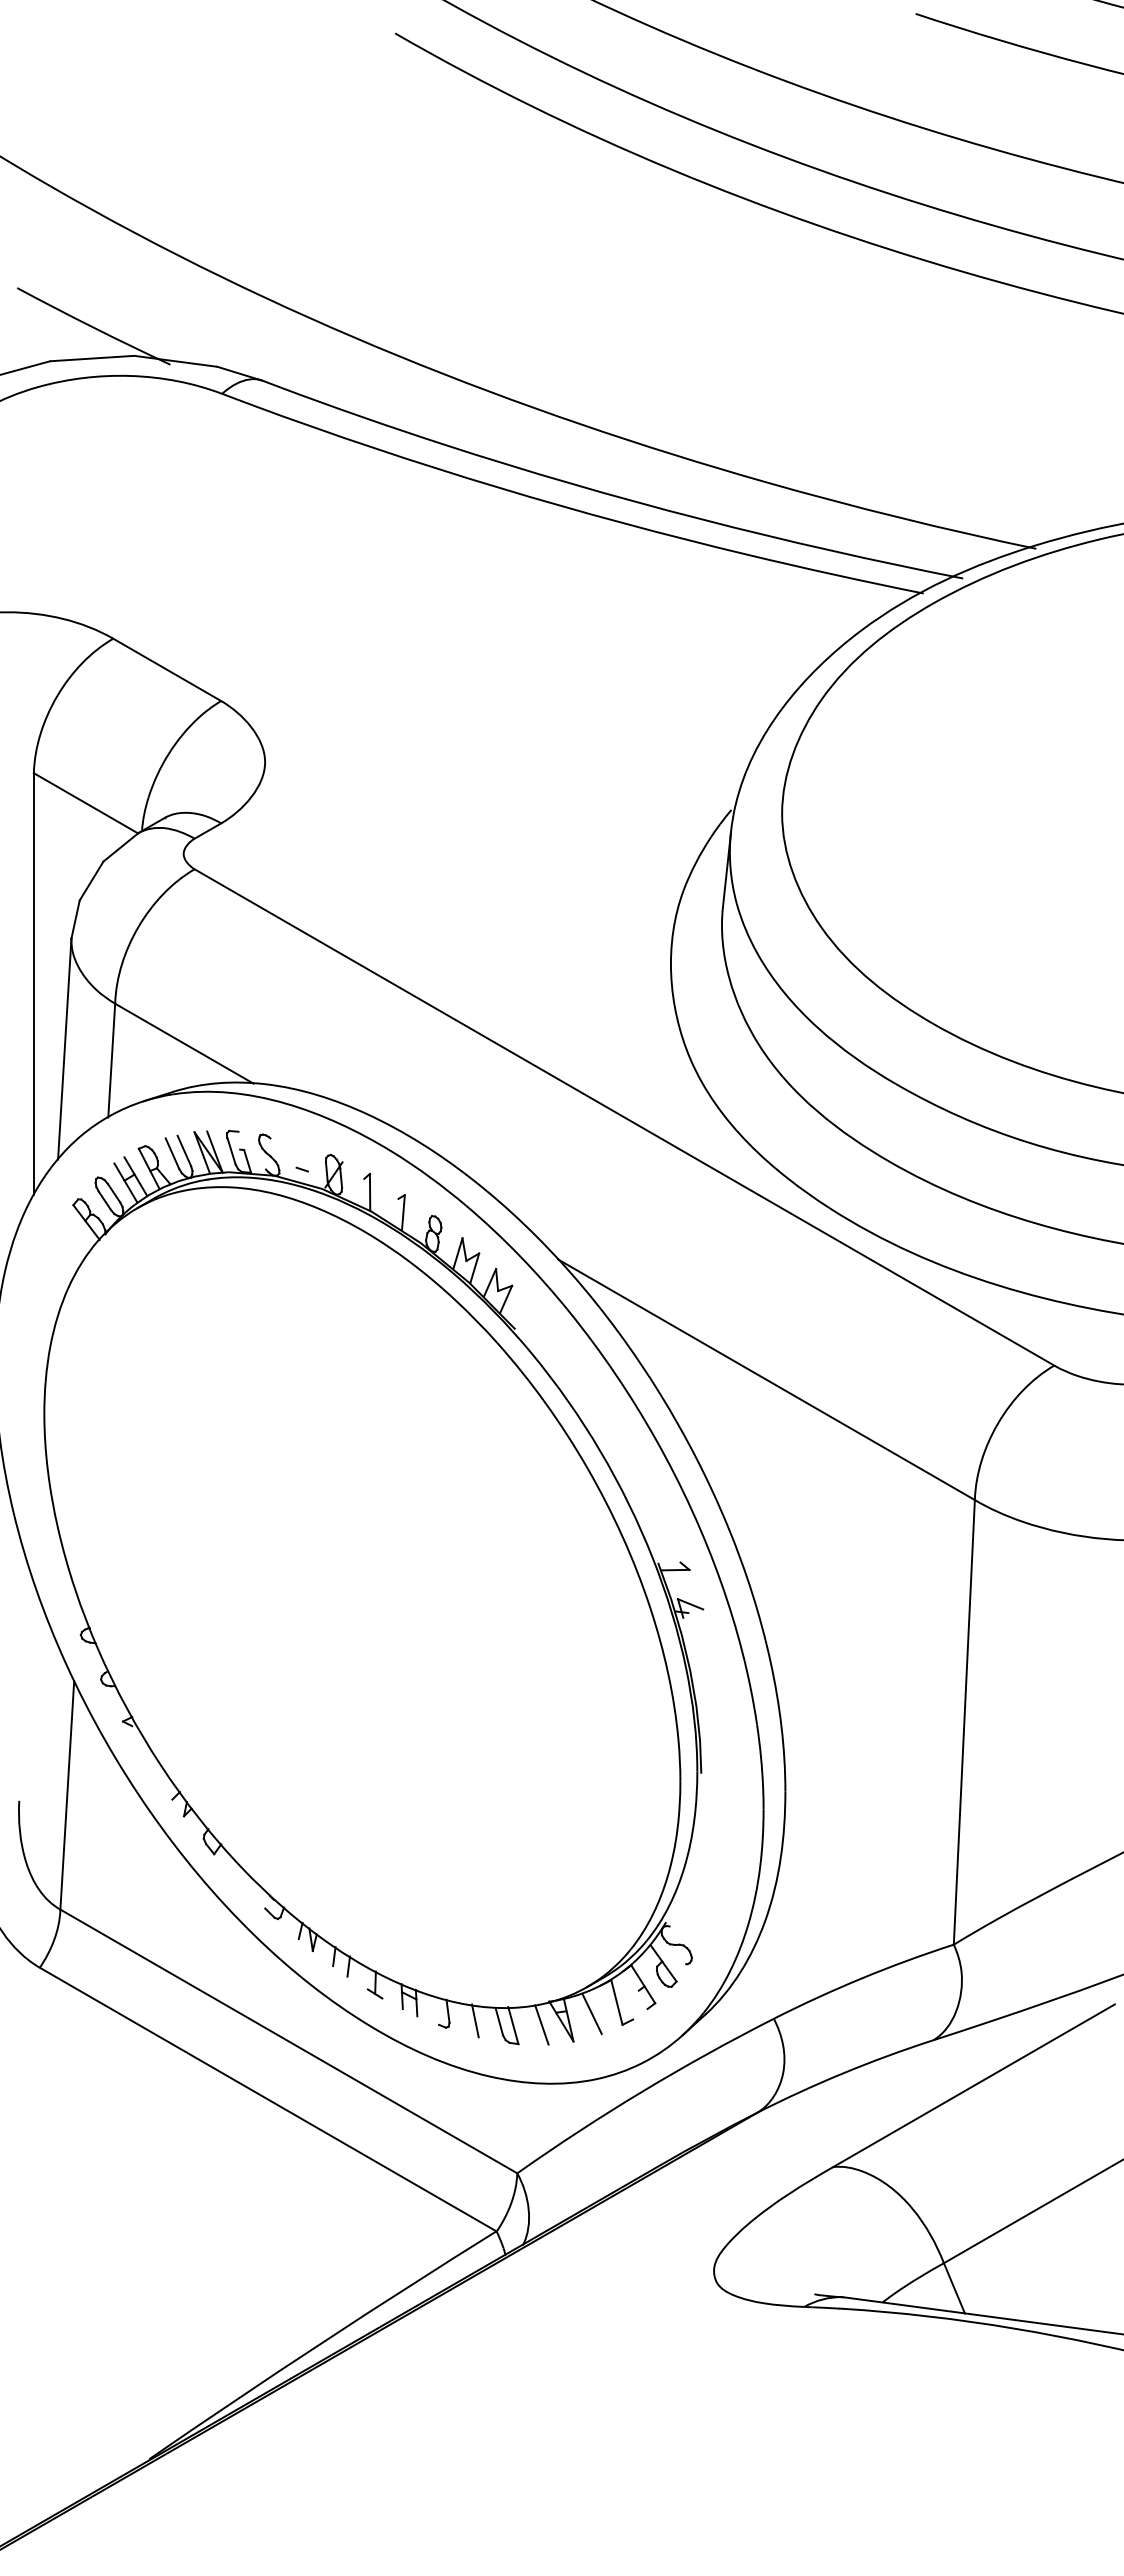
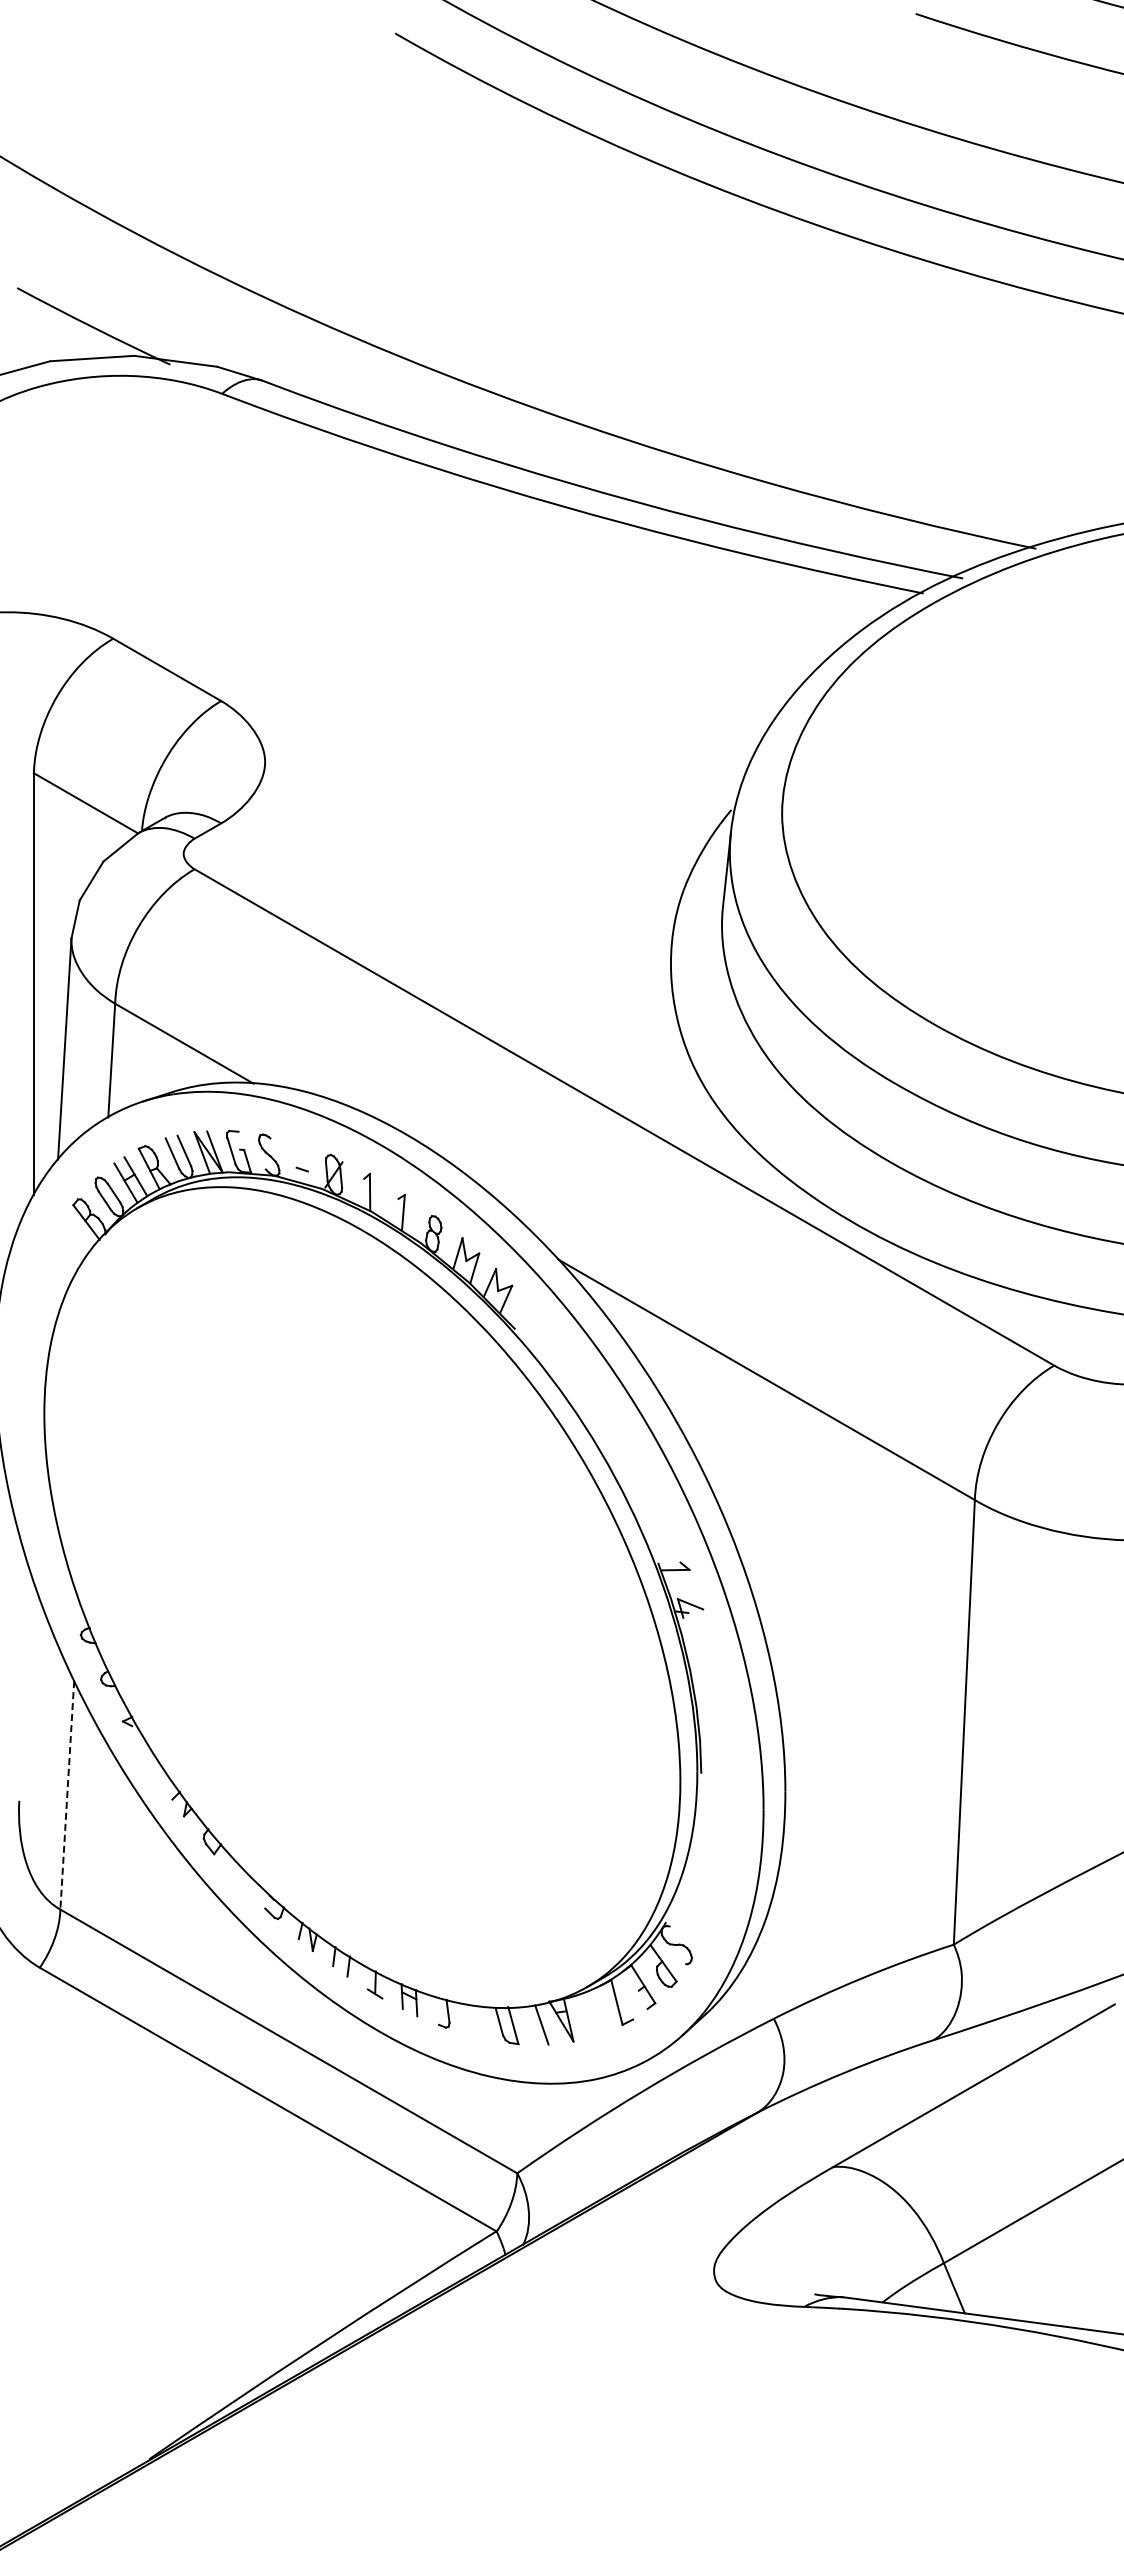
line: solid -> dashed (67, 1795)
line: present -> none (591, 2013)
line: present -> none (475, 2020)
